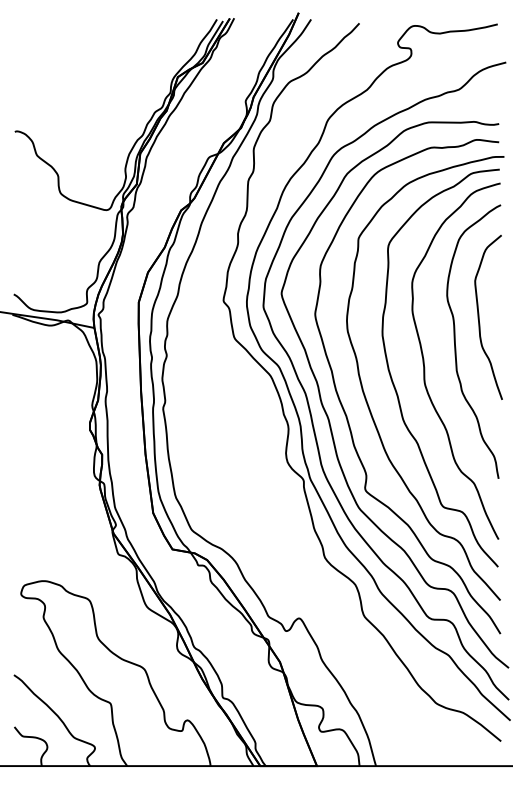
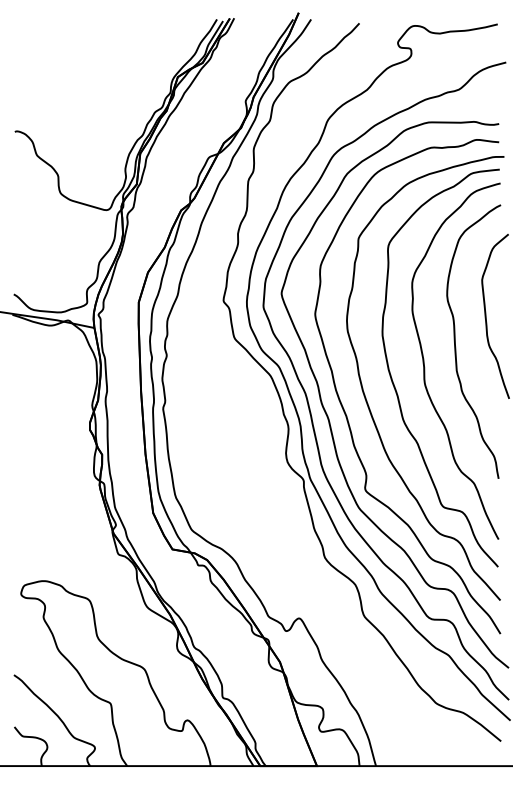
curve position: (479, 317) -> (486, 316) (486, 316)
